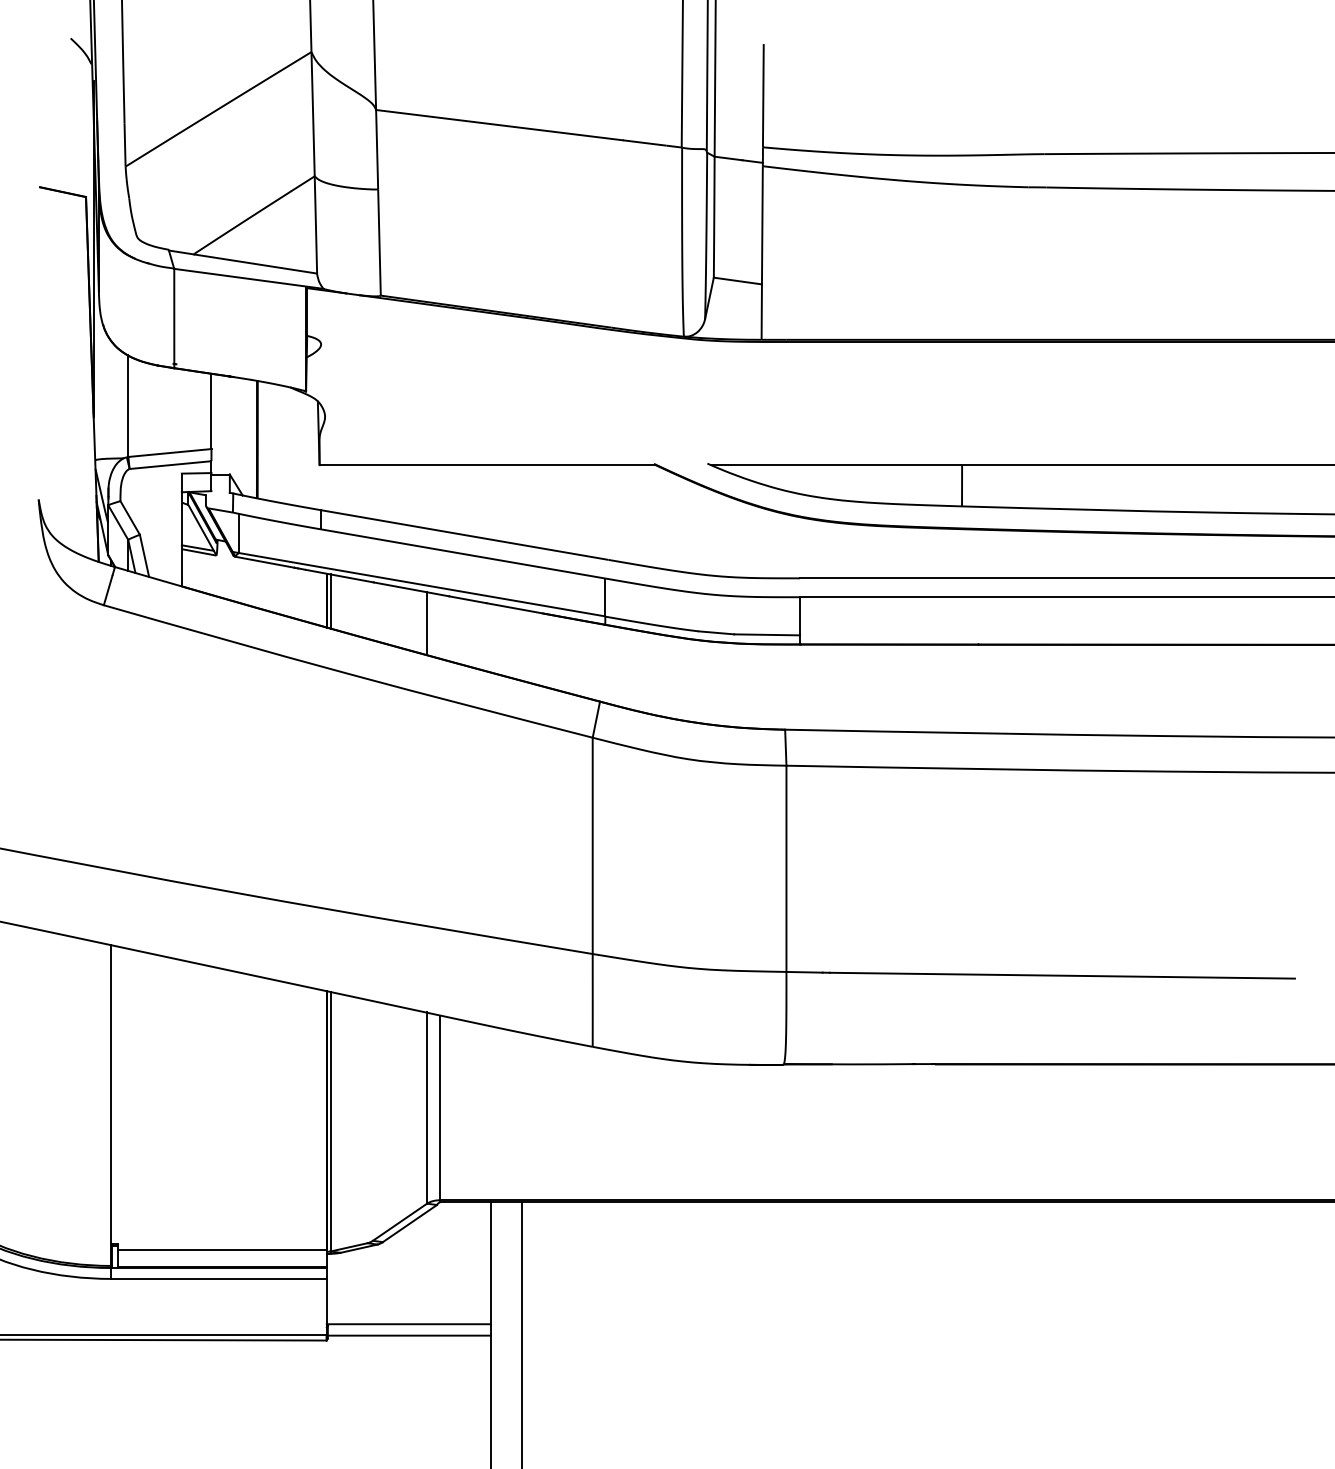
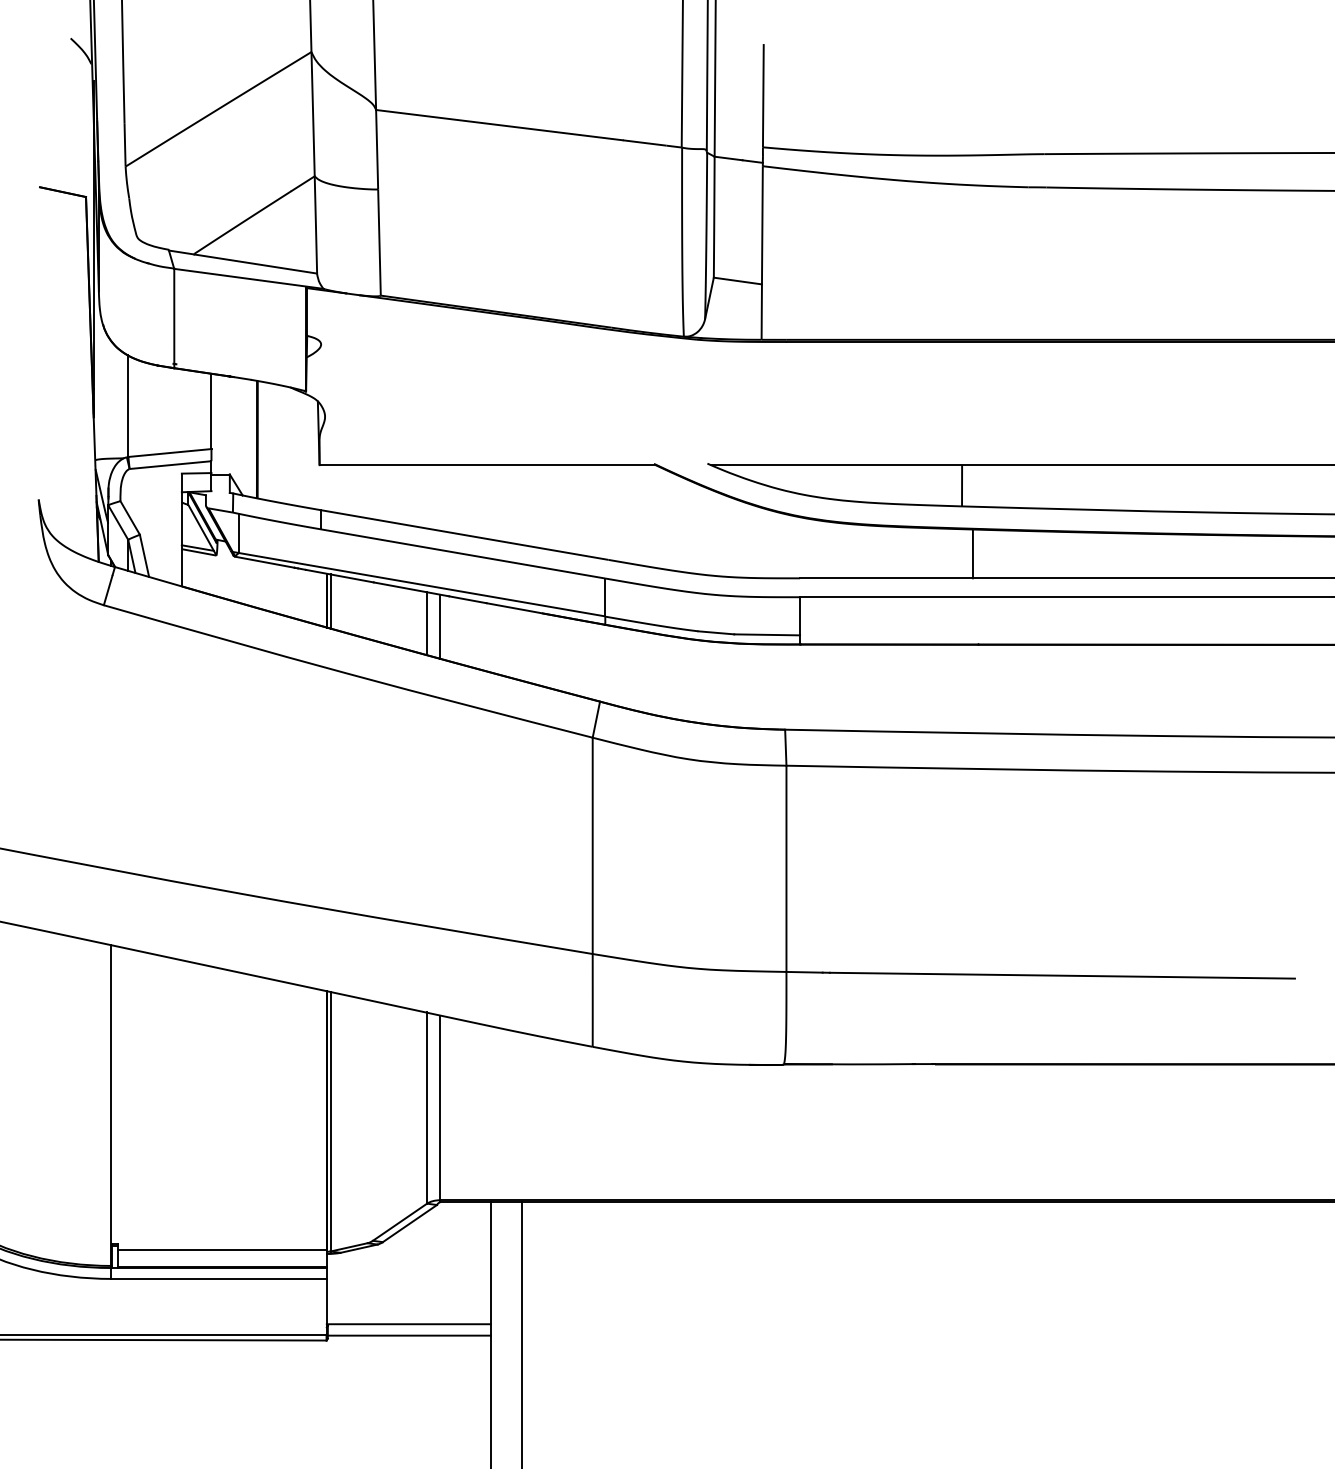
line: none -> present (972, 553)
line: none -> present (440, 626)
